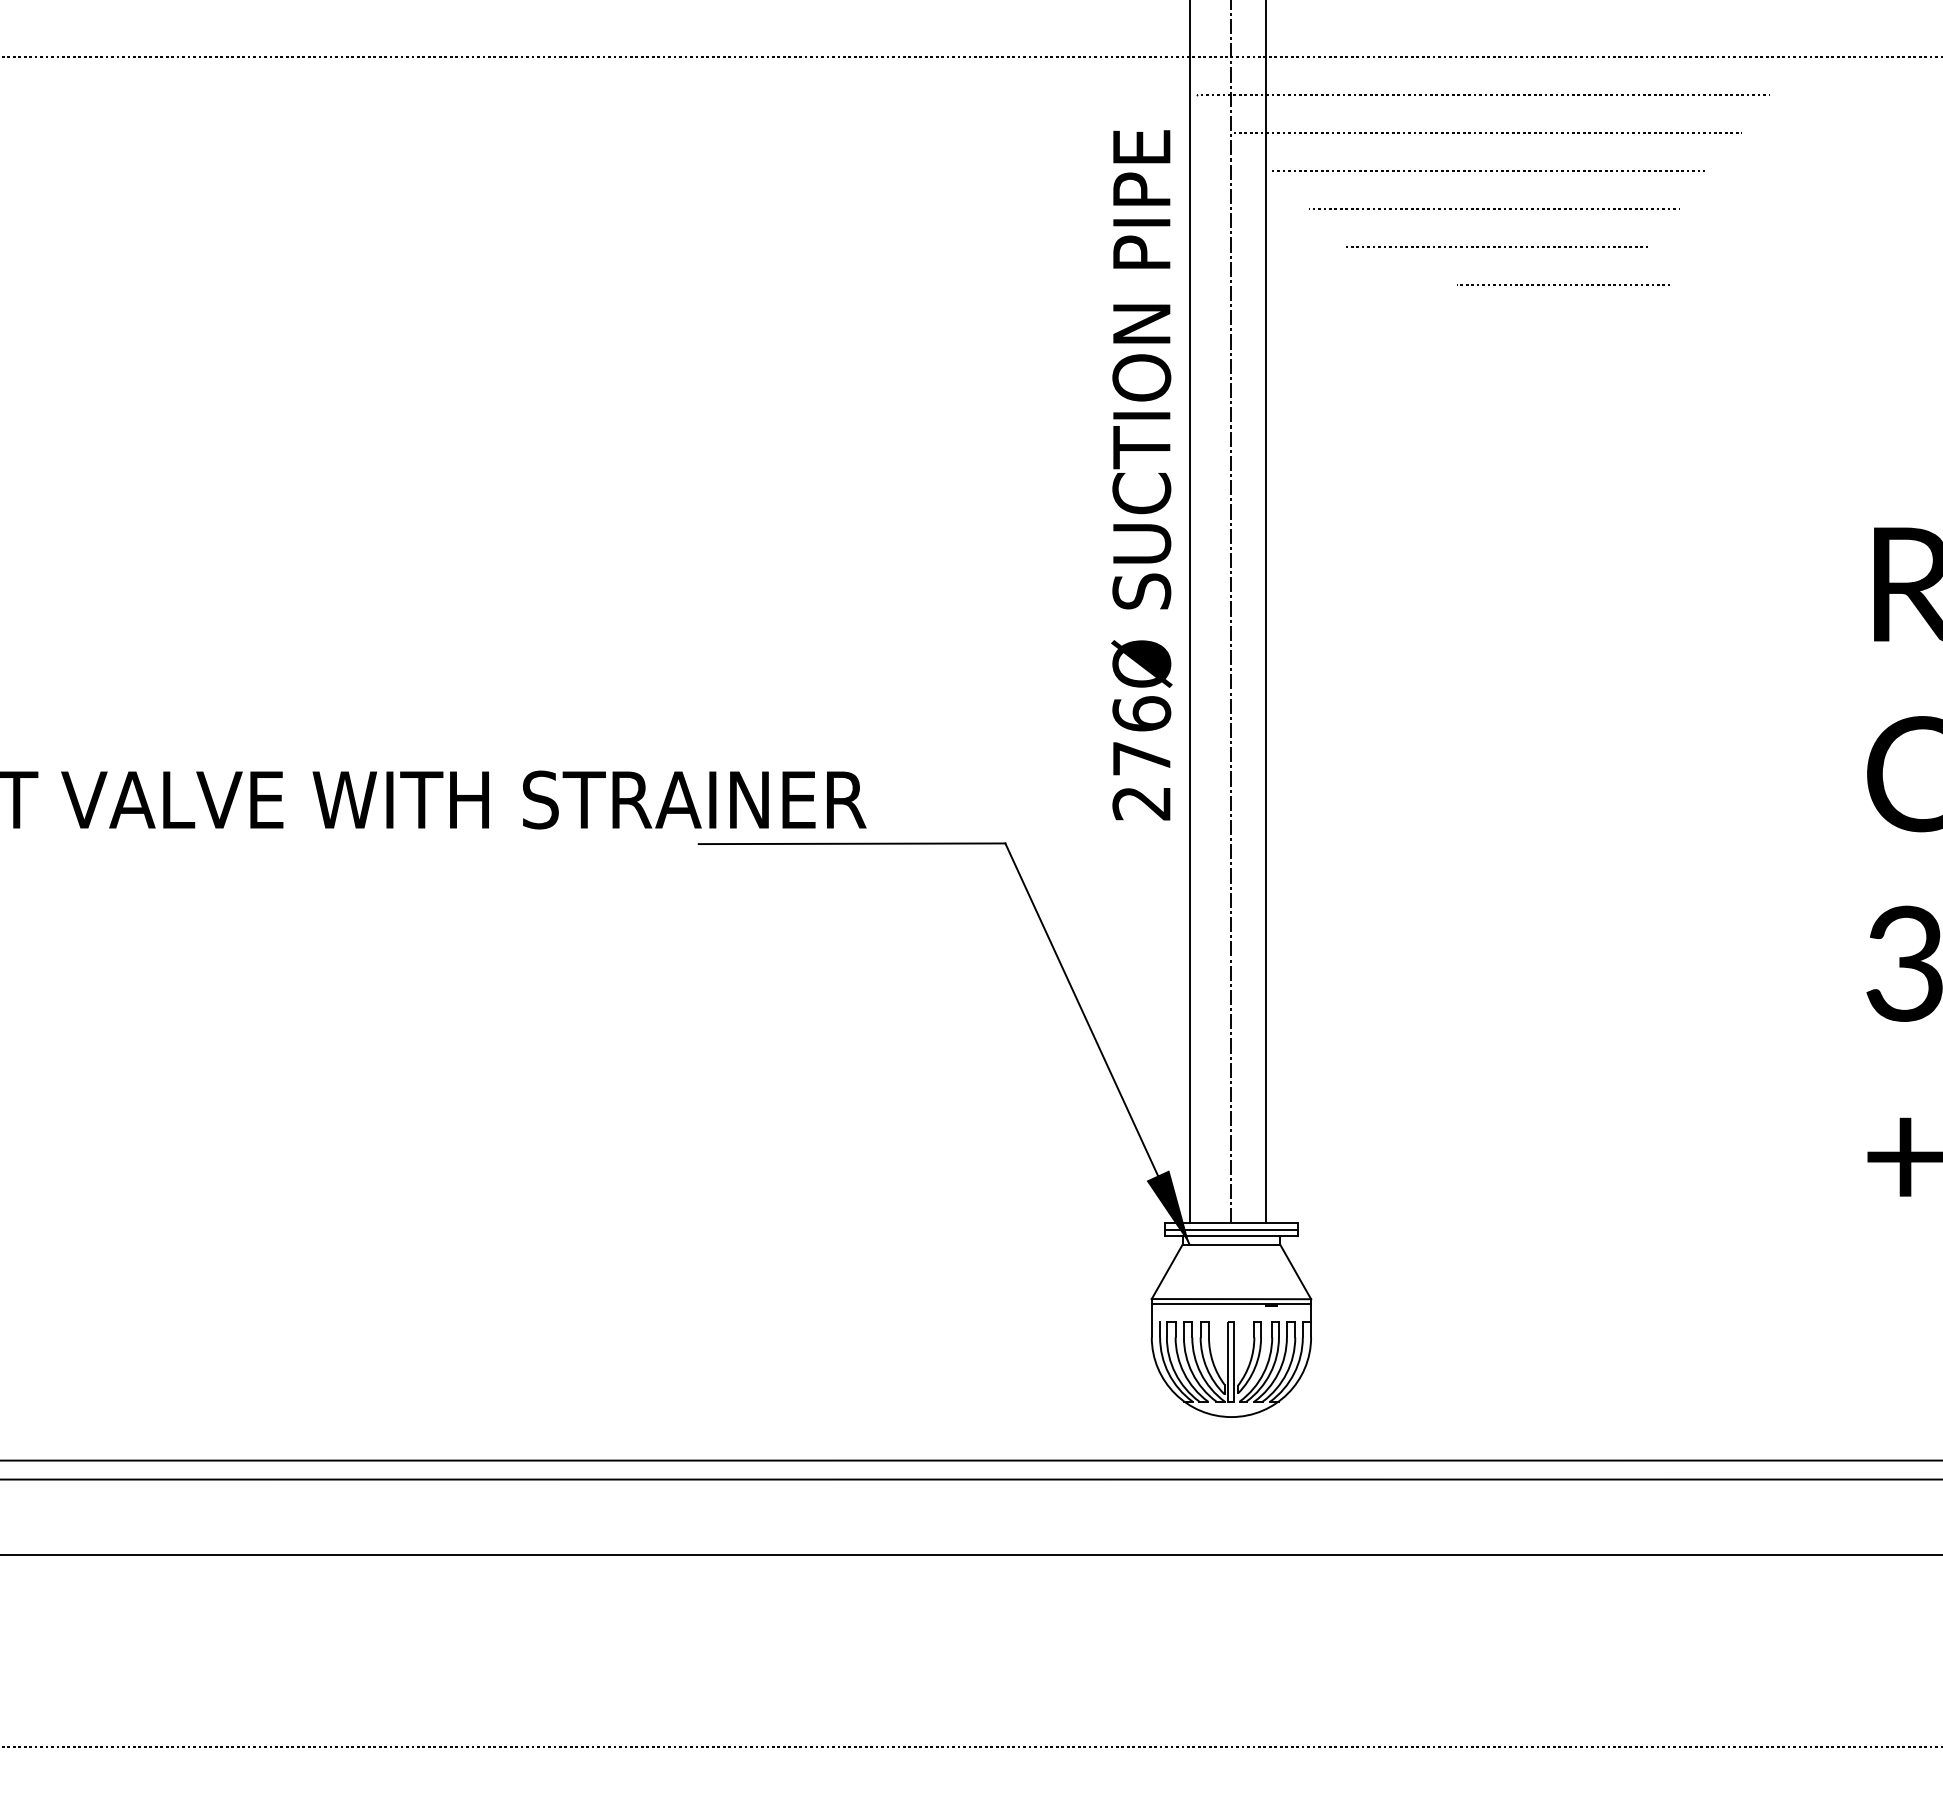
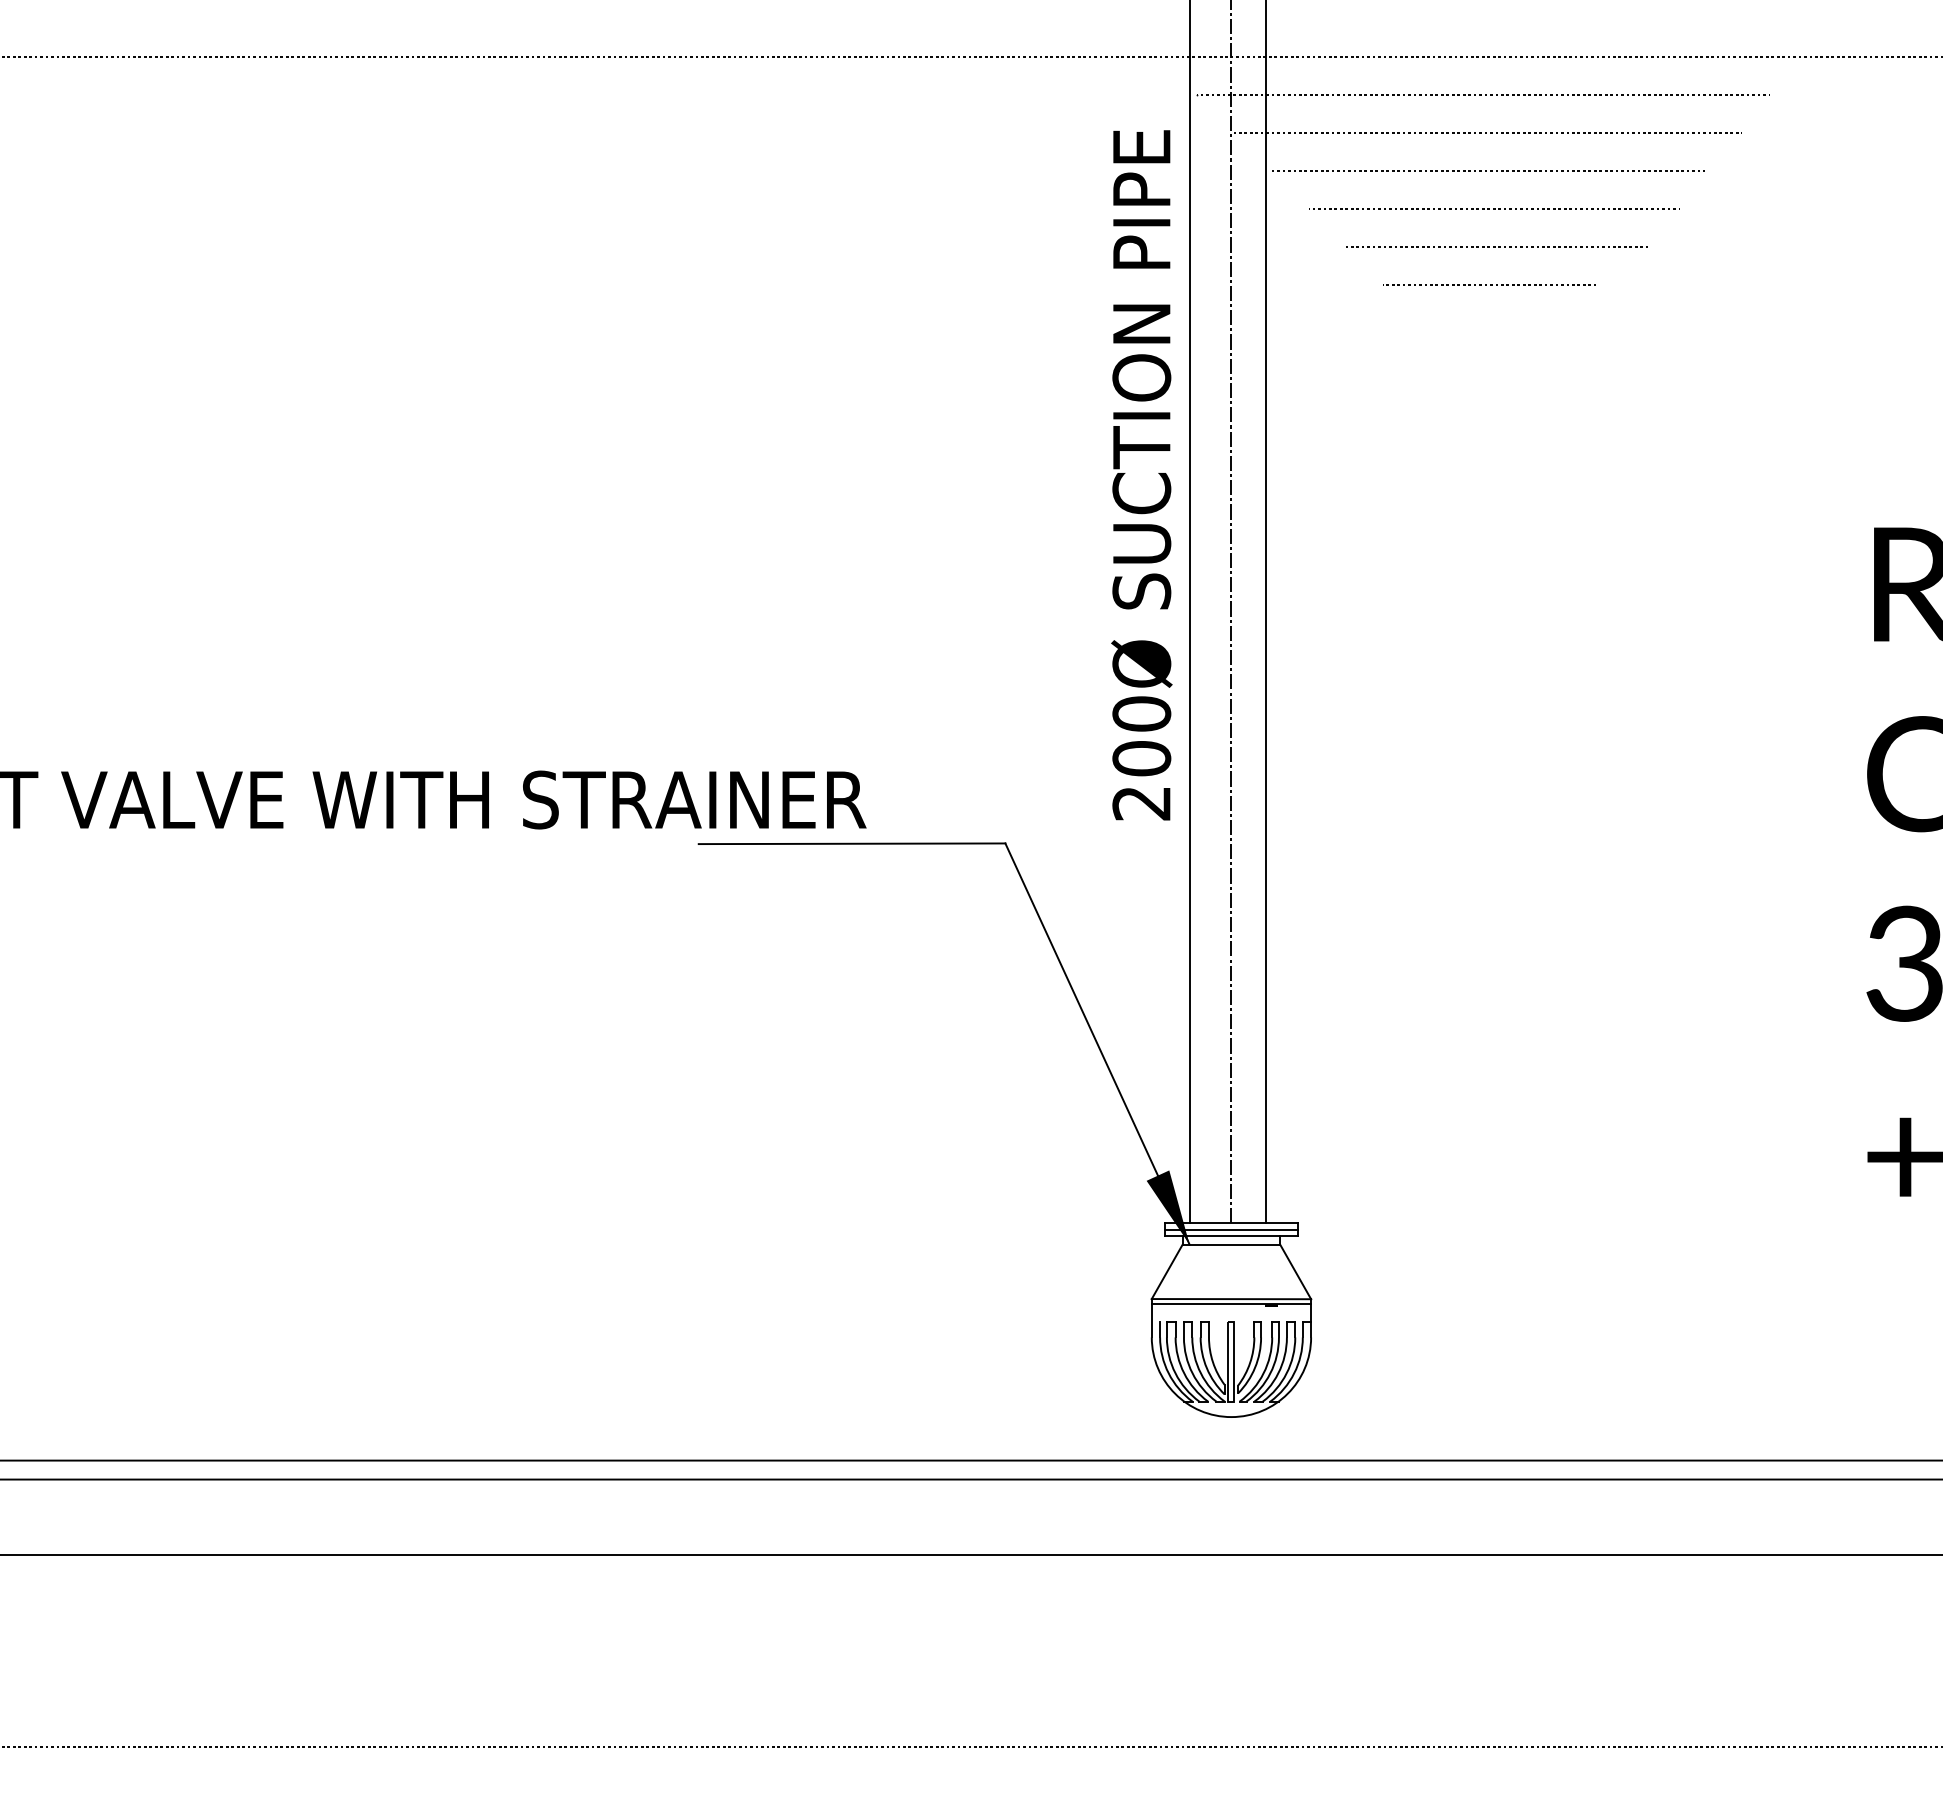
line position: (1564, 284) -> (1490, 284) (1490, 284)
text: 276Ø -> 200Ø (1141, 736)
